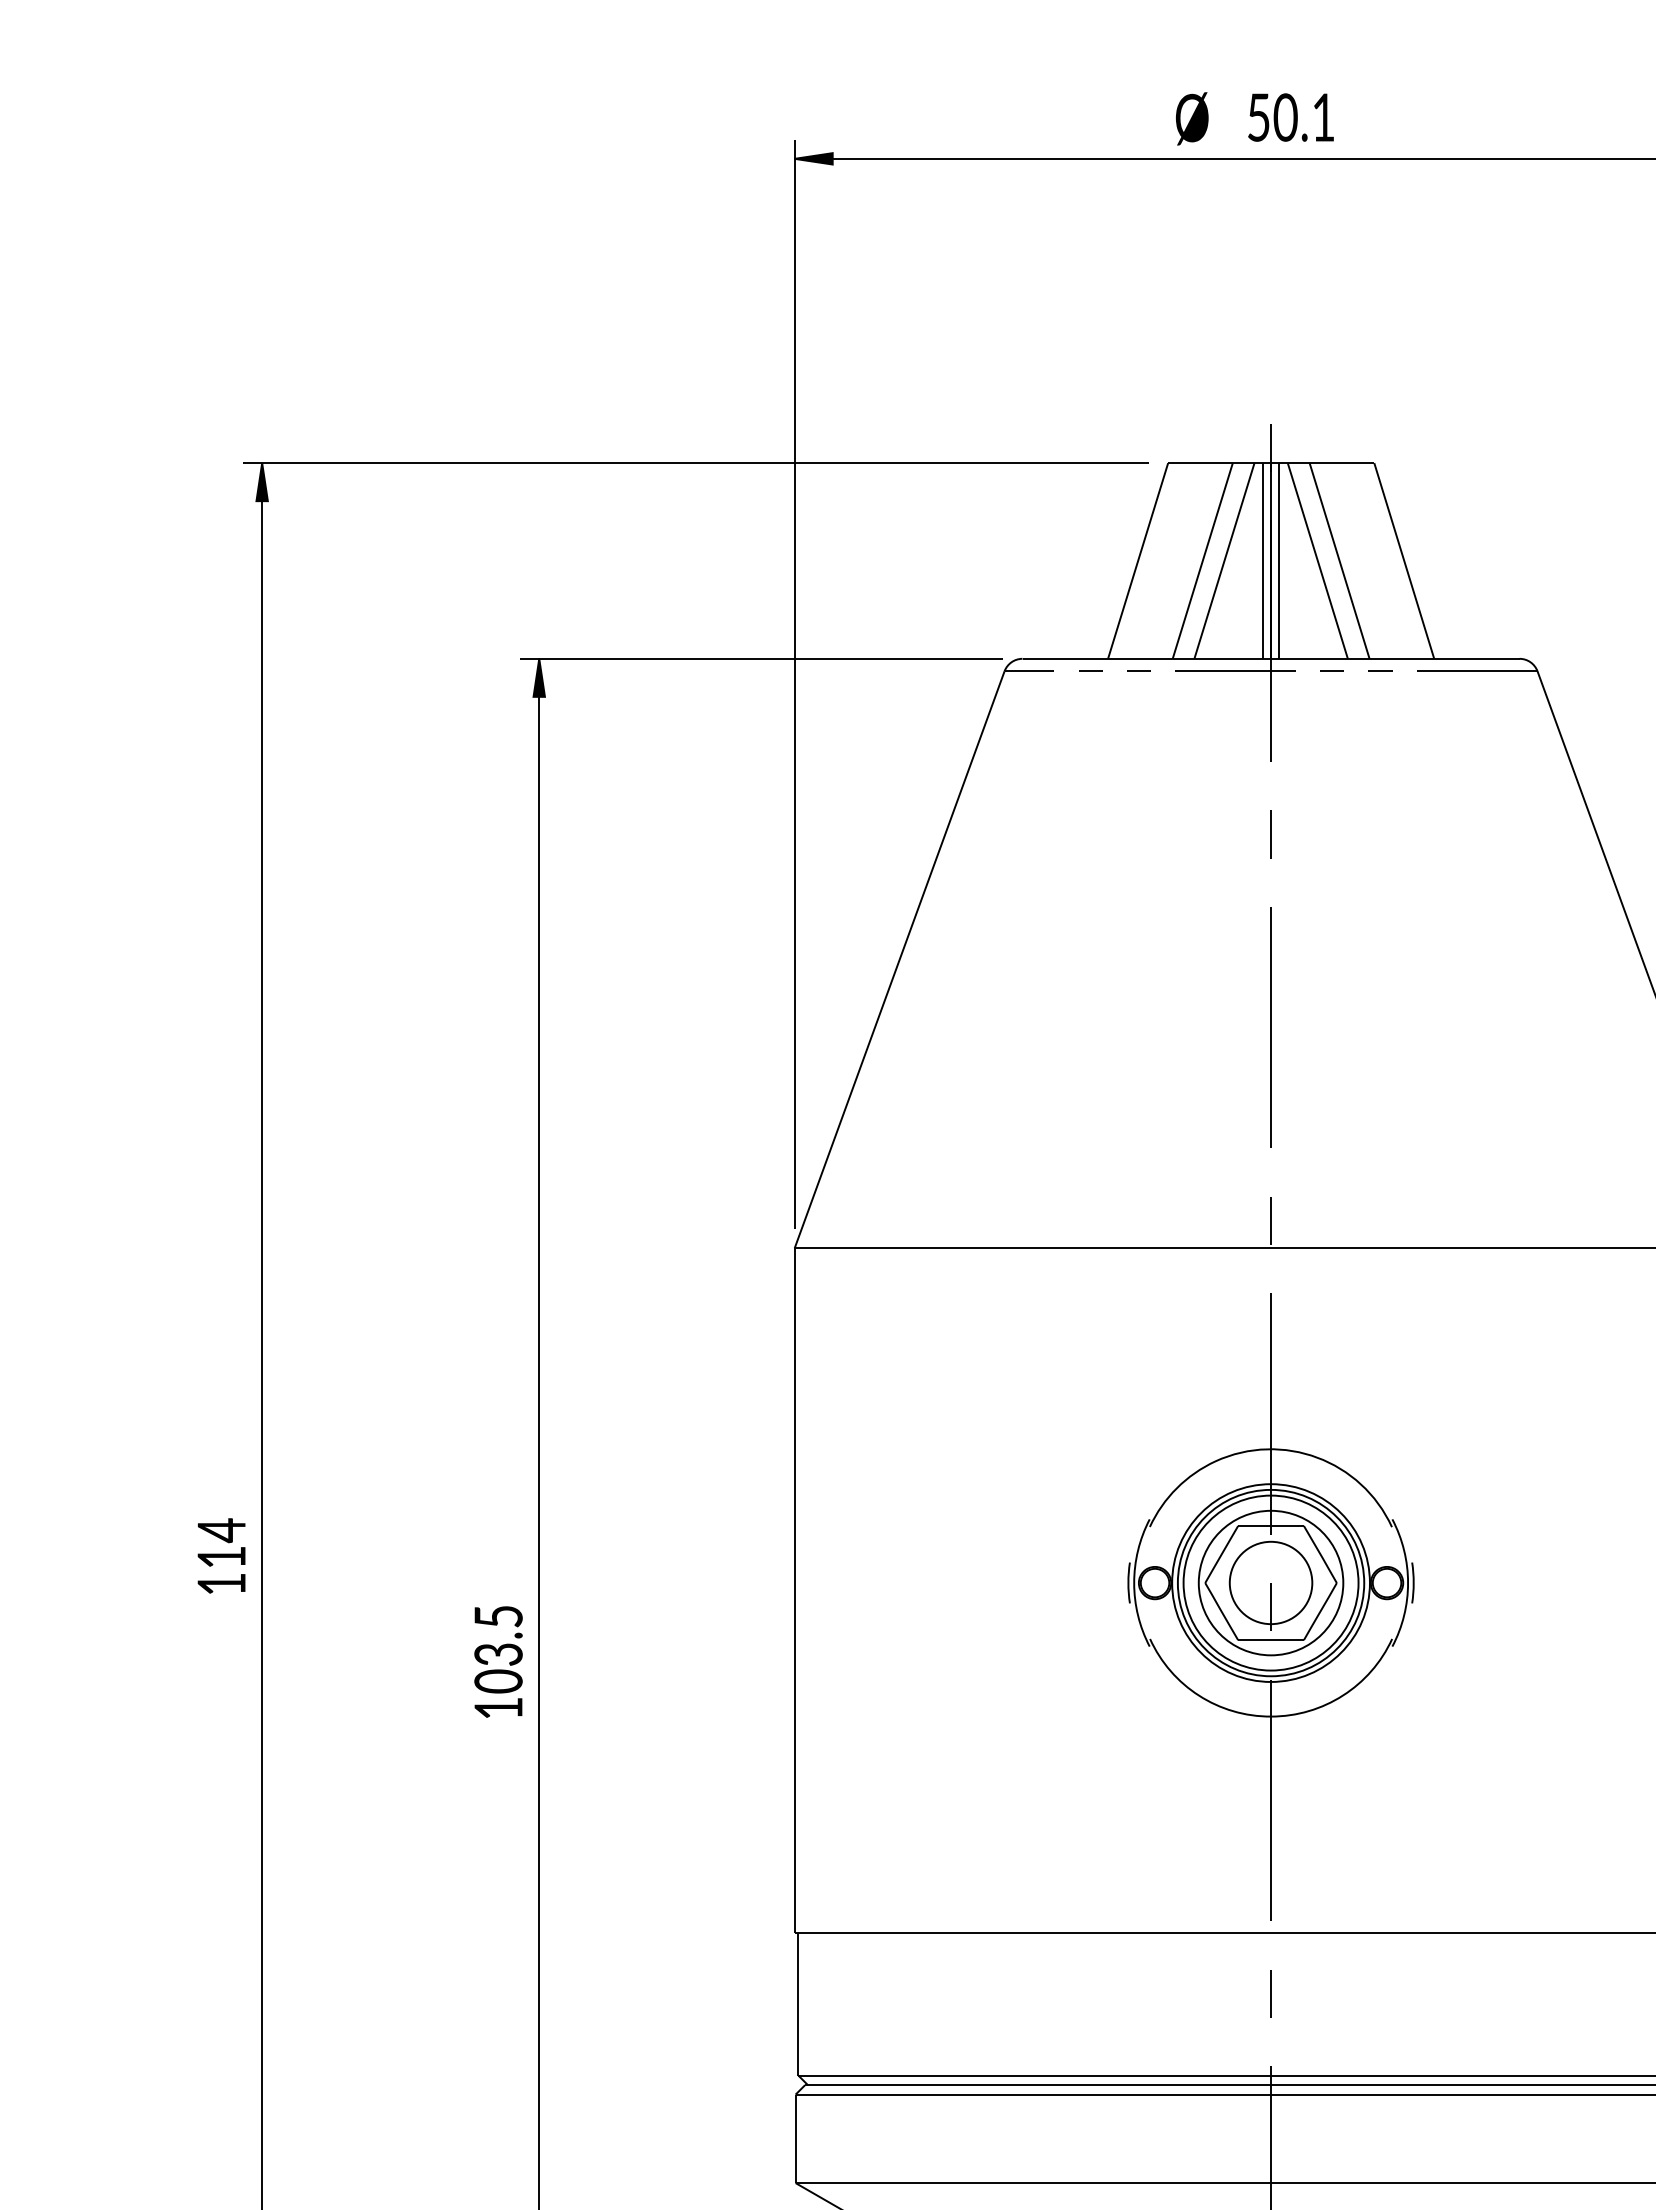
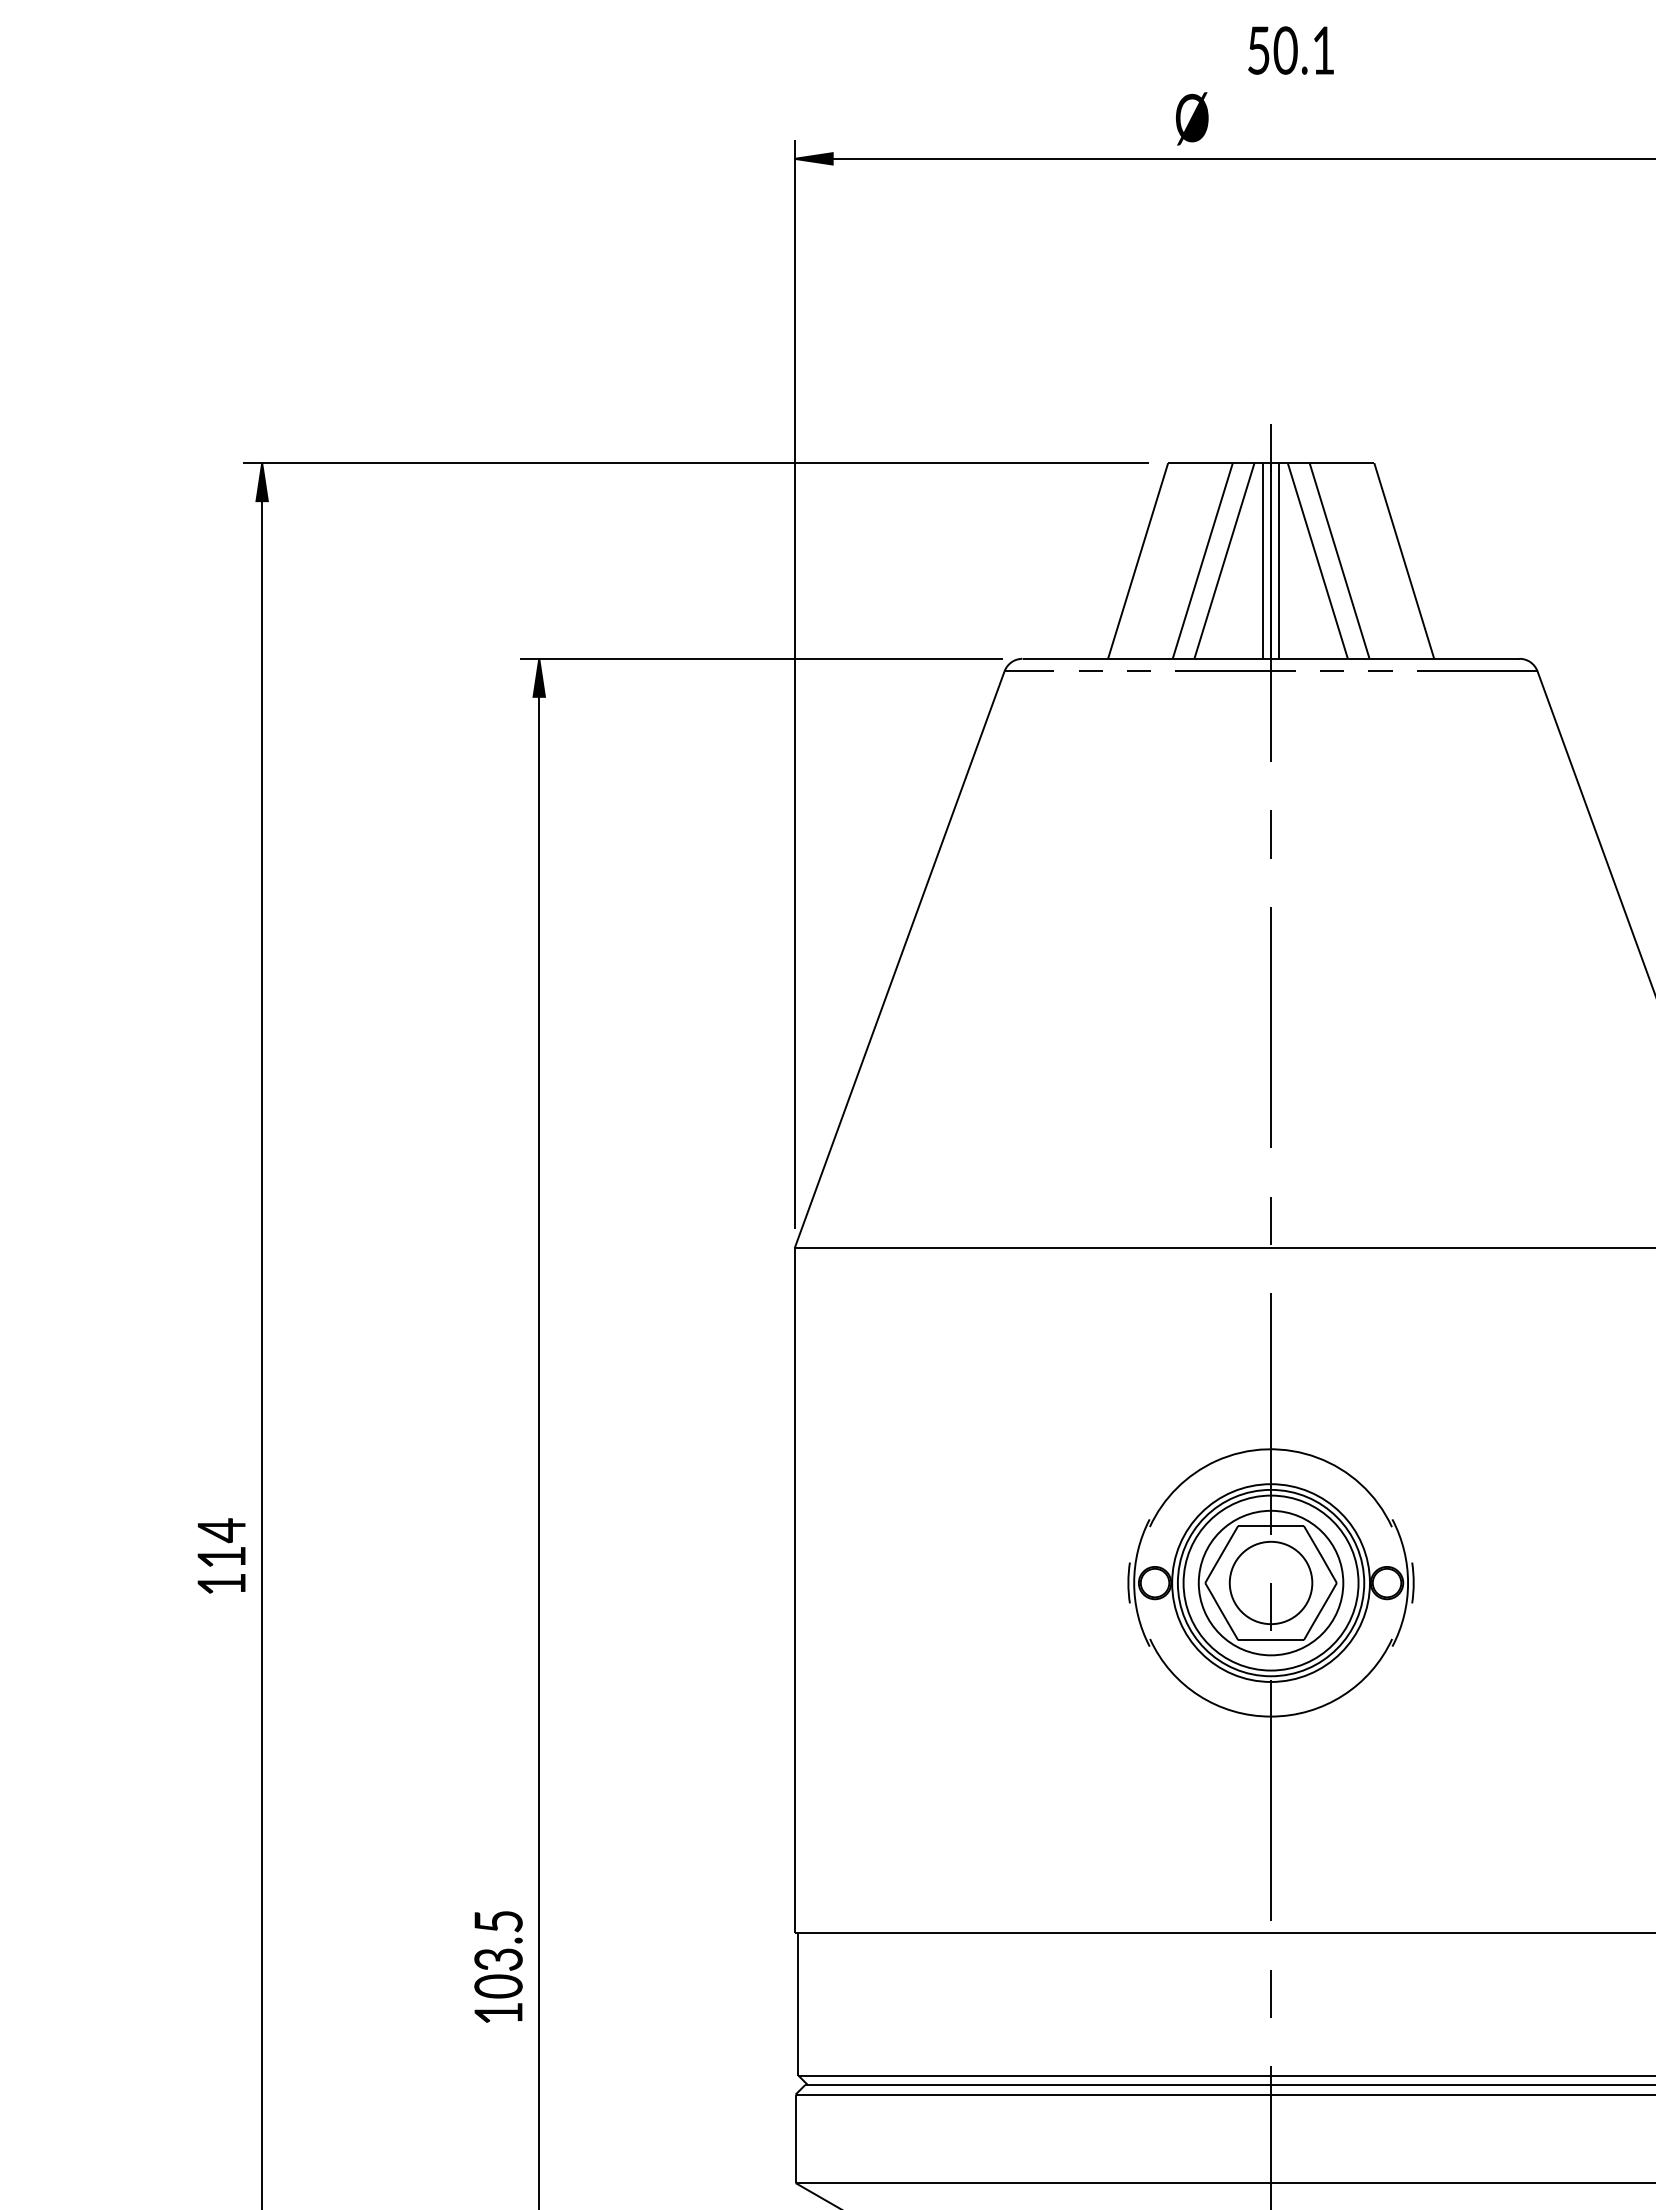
text position: (1290, 117) -> (1290, 50) (1290, 50)
text position: (498, 1661) -> (498, 1966) (498, 1966)
